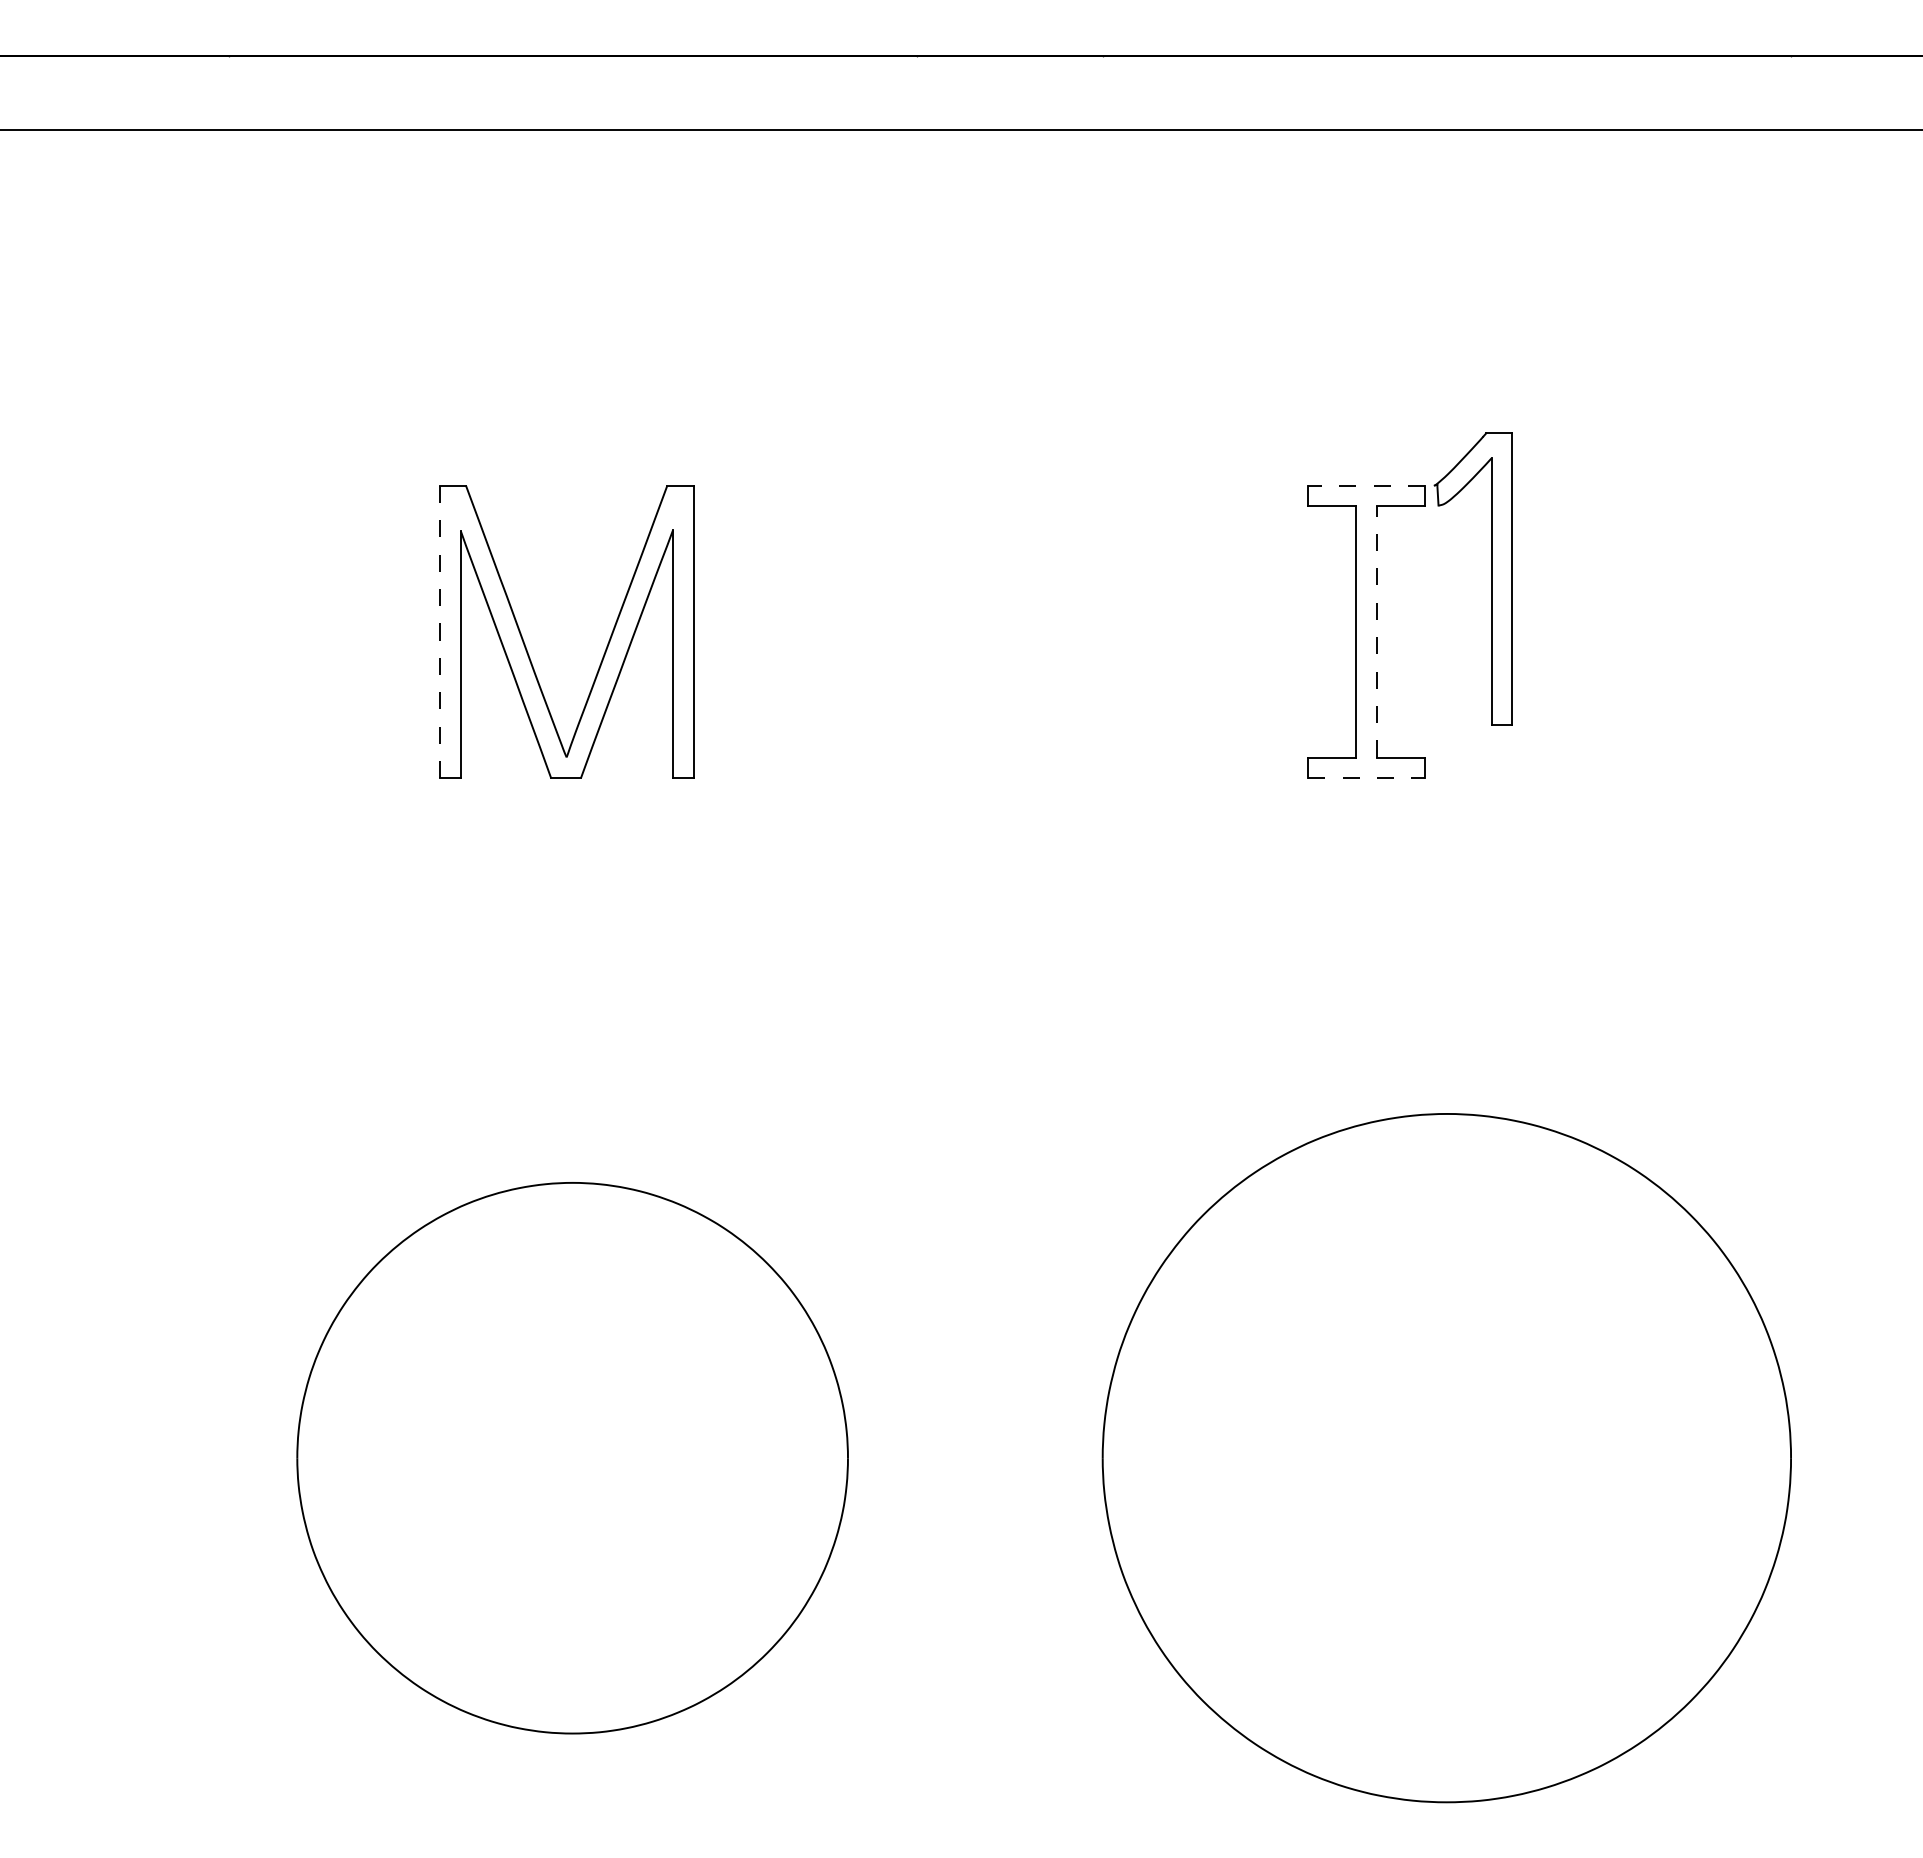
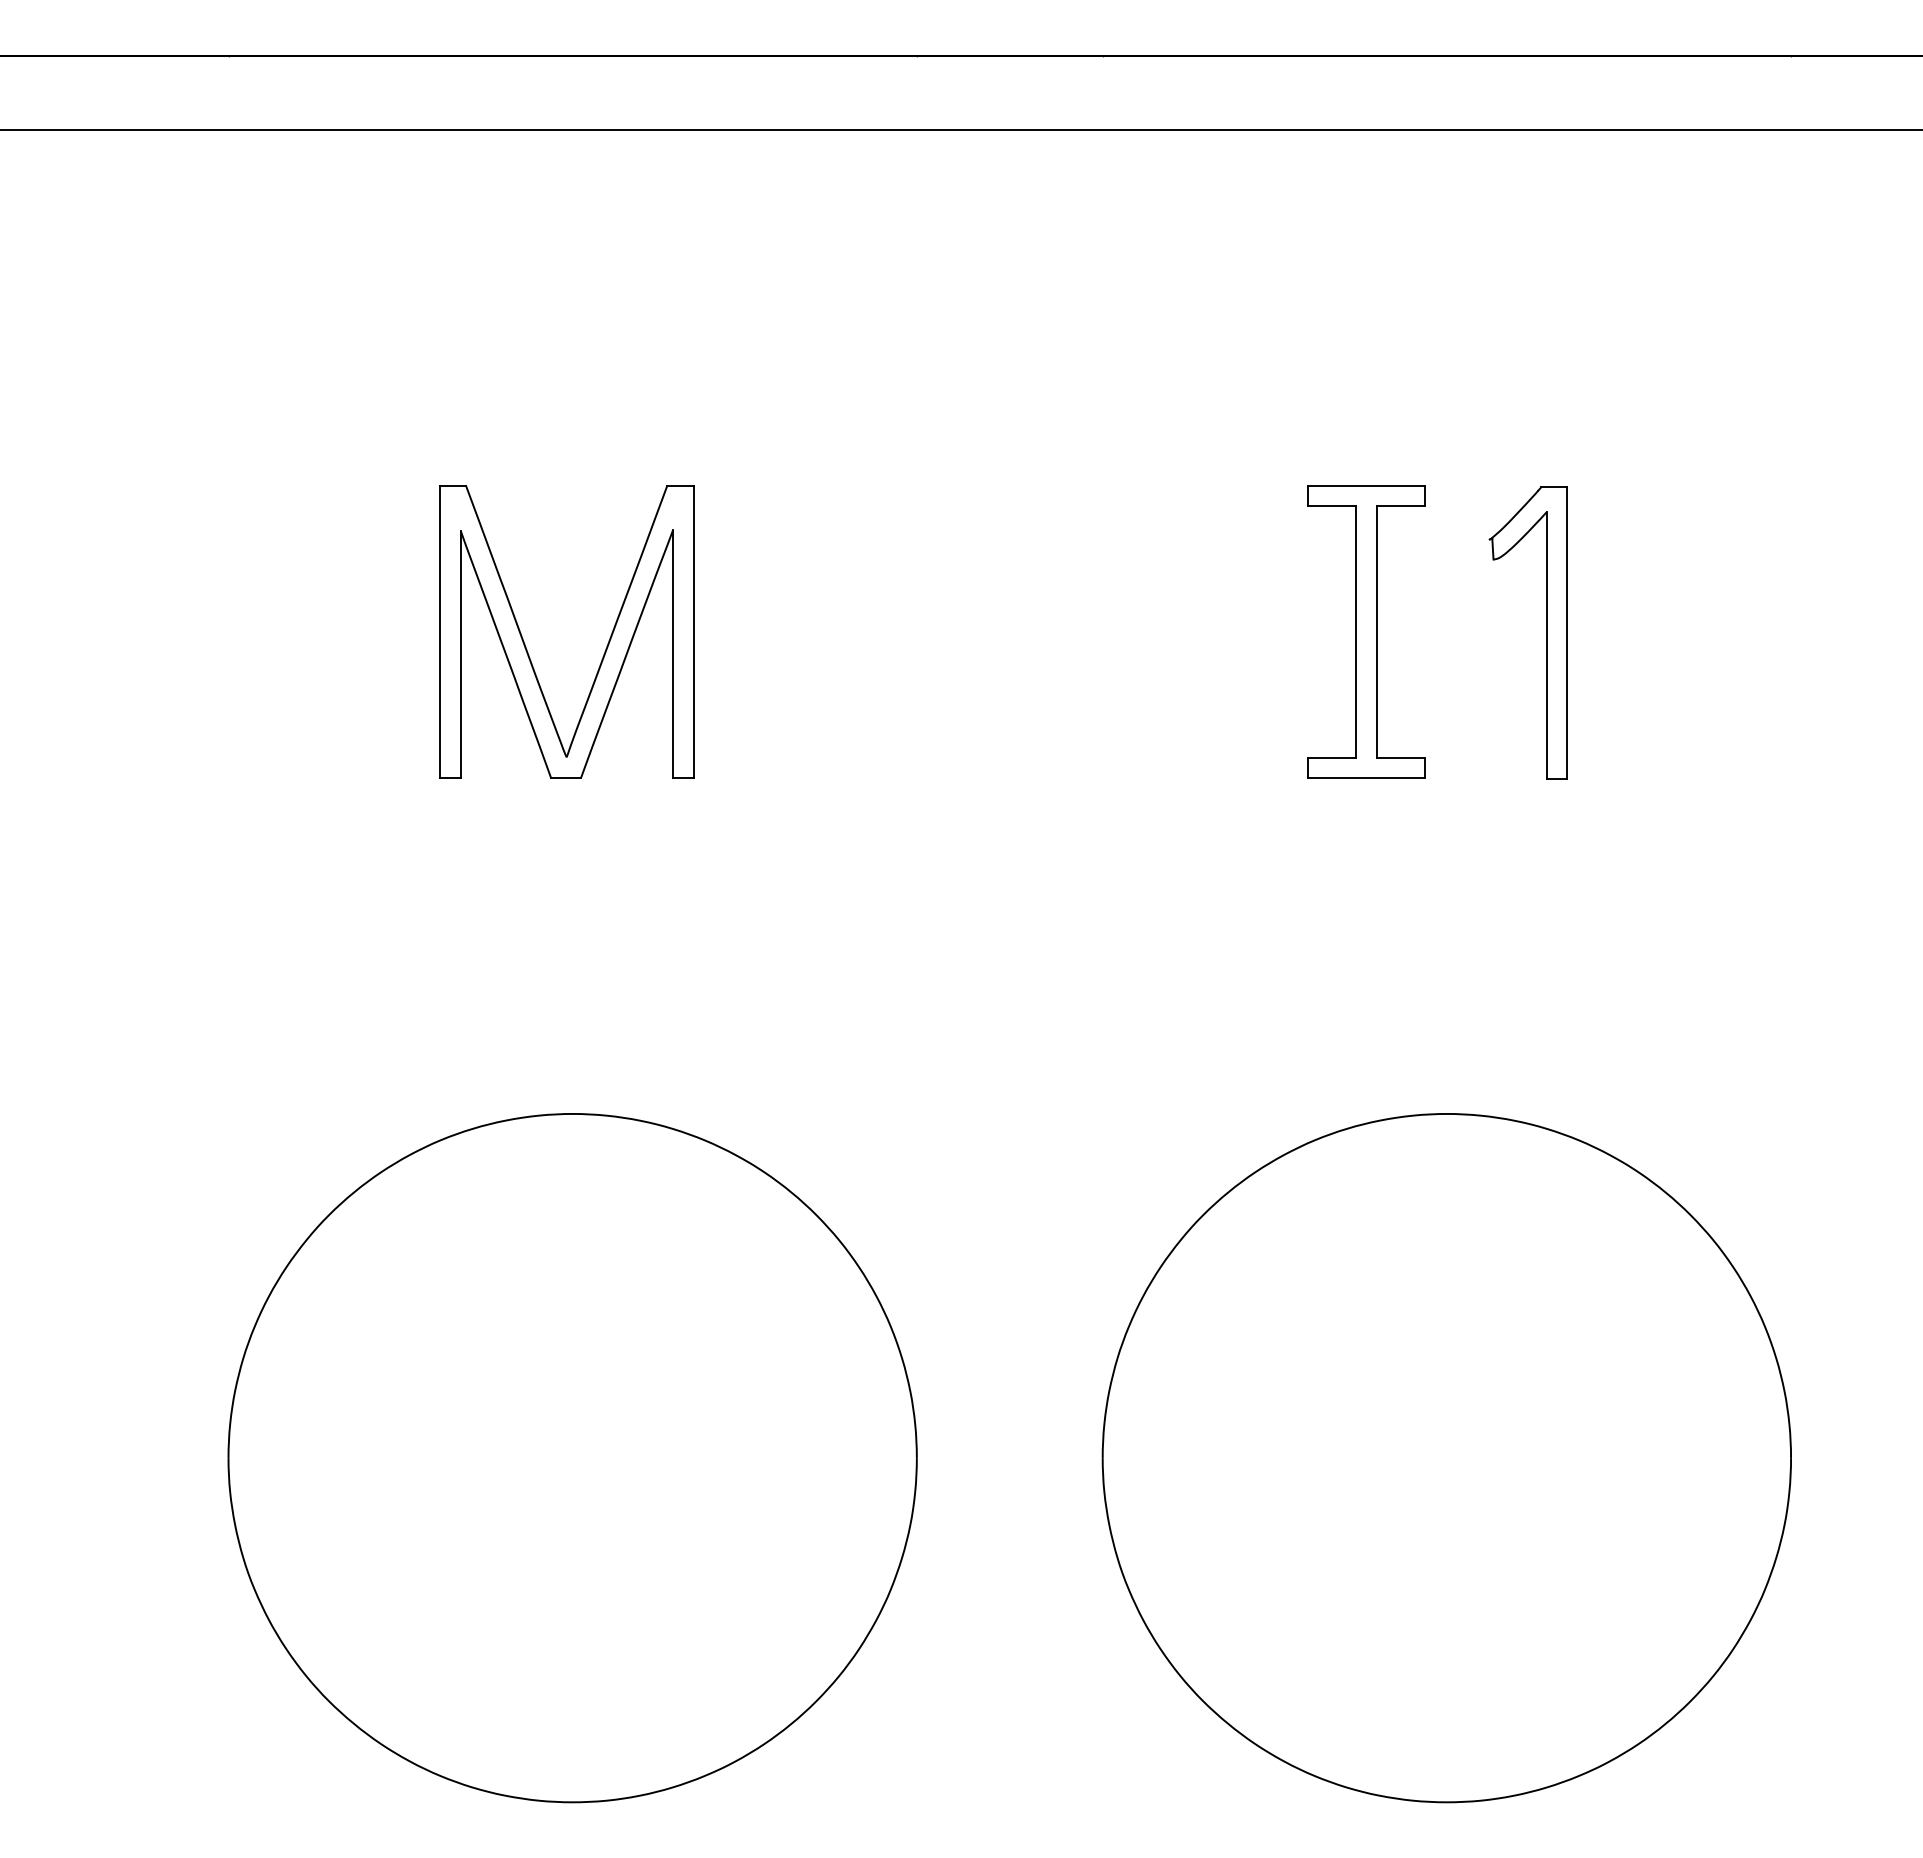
line: dashed -> solid (1366, 485)
part position: (1491, 578) -> (1546, 632) (1546, 632)
line: dashed -> solid (1377, 631)
line: dashed -> solid (440, 632)
line: dashed -> solid (1366, 778)
part size: 553x553 px -> 691x691 px (572, 1458)
